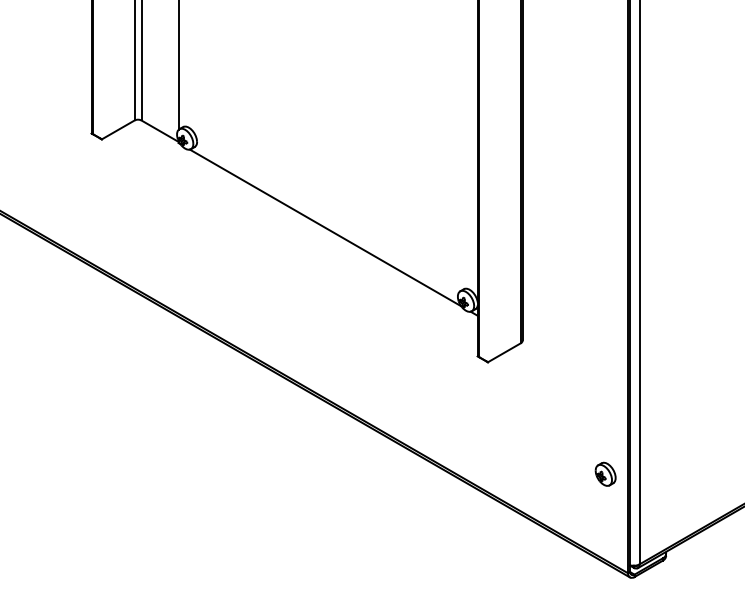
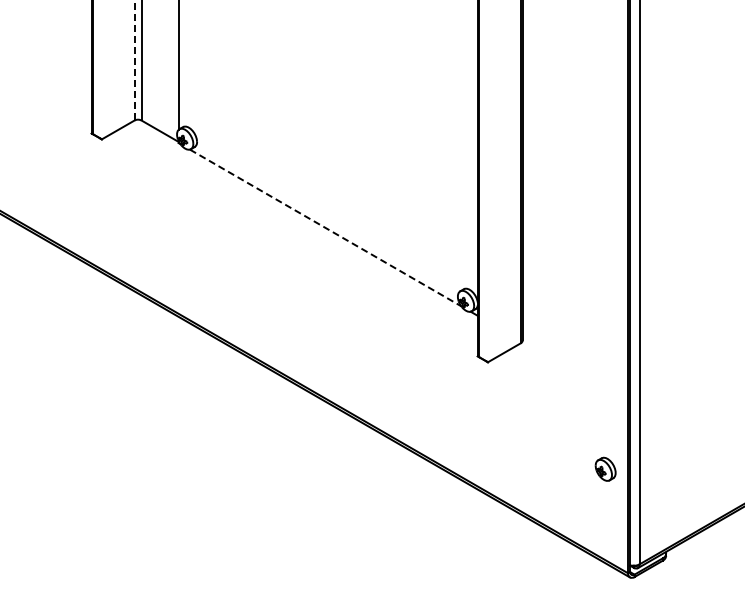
line: solid -> dashed (134, 60)
line: solid -> dashed (325, 227)
part position: (605, 473) -> (605, 468) (605, 468)
